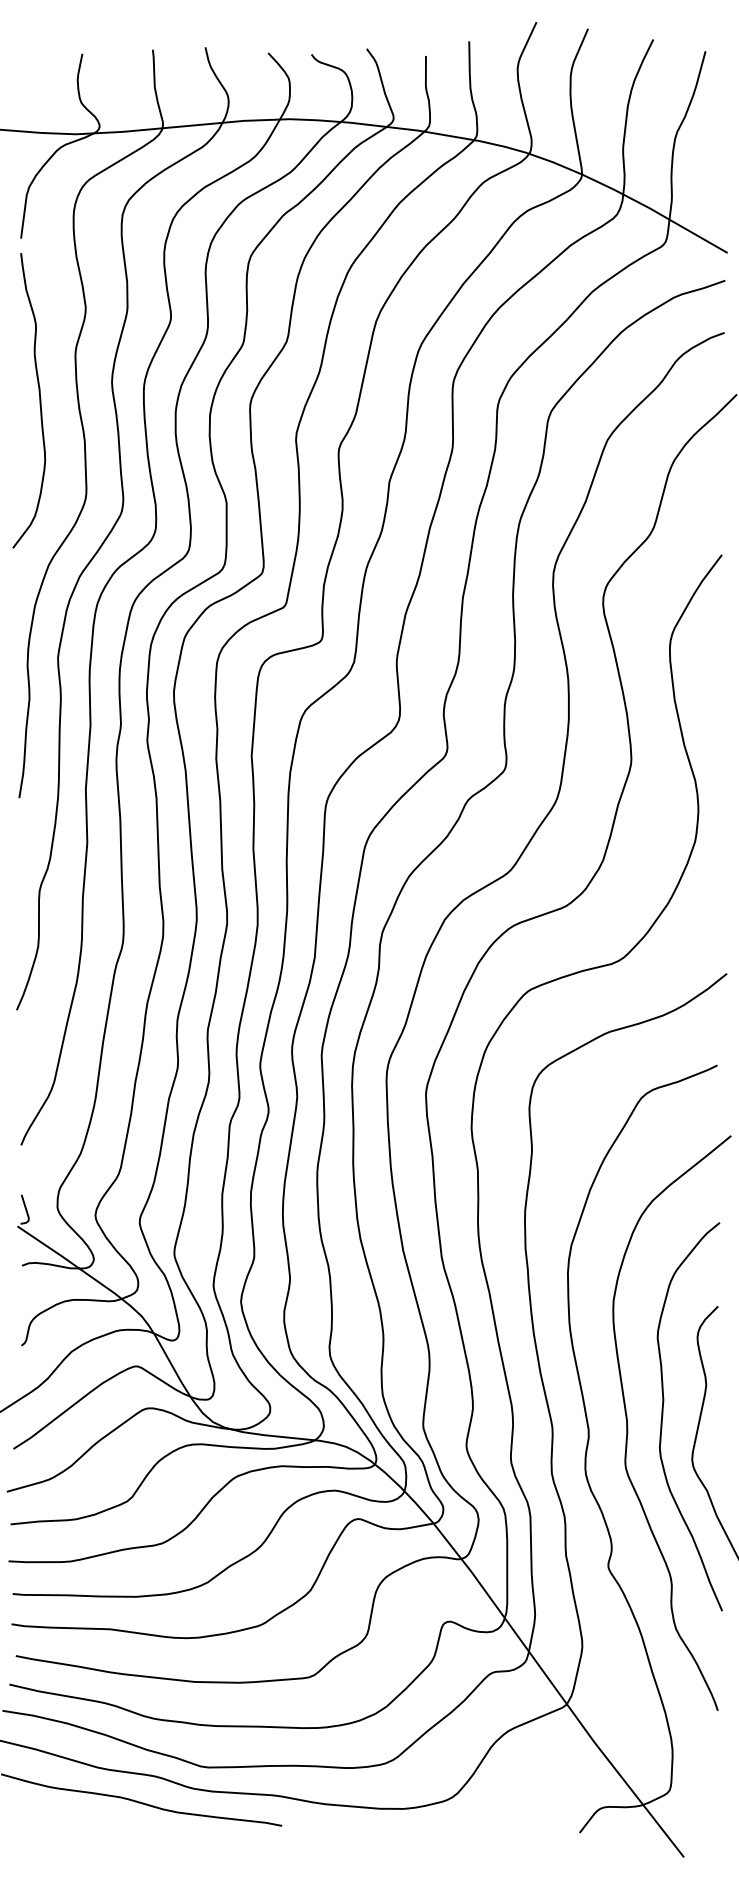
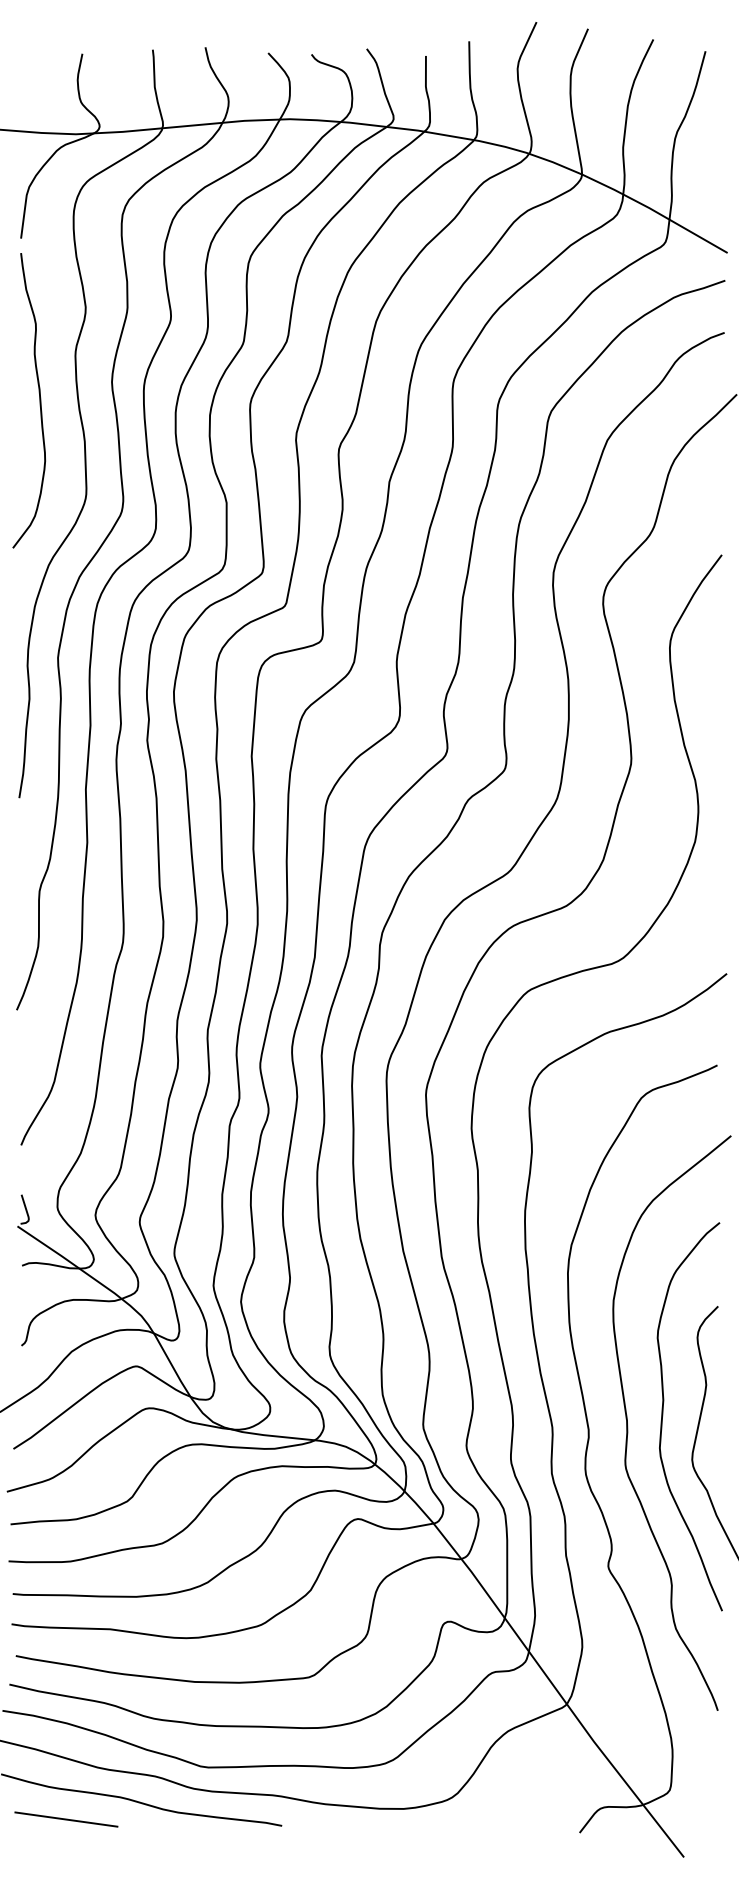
line: none -> present (66, 1819)
